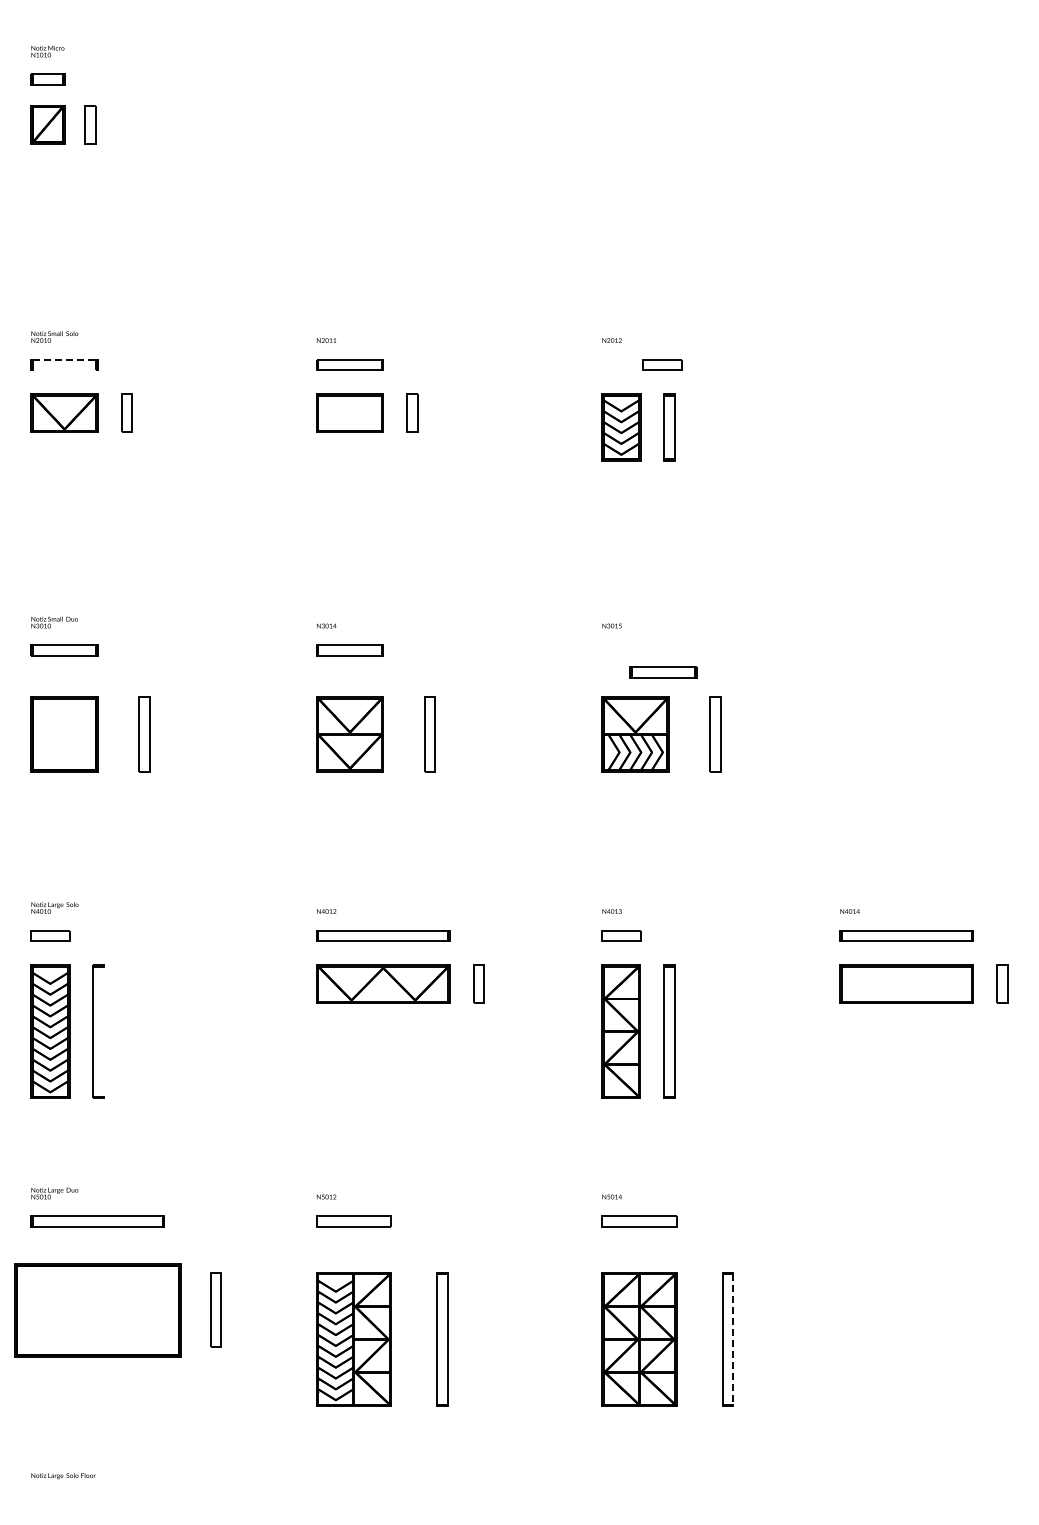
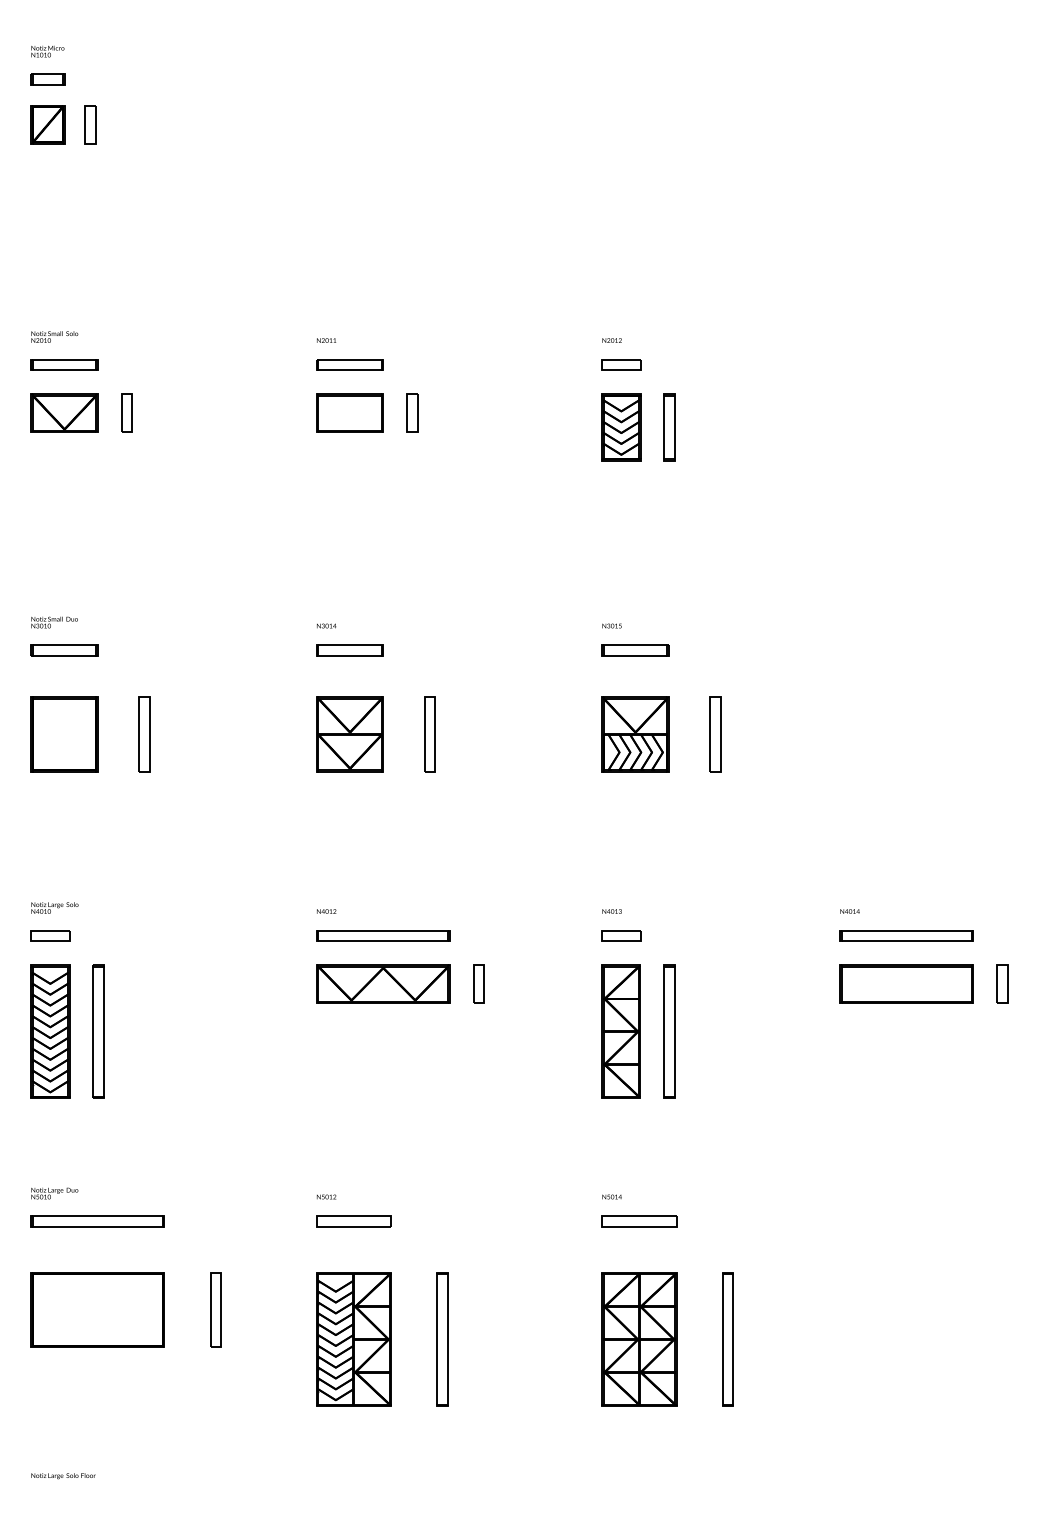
line: dashed -> solid (64, 359)
part position: (662, 364) -> (621, 364) (621, 364)
line: none -> present (64, 370)
part position: (663, 672) -> (635, 650) (635, 650)
line: none -> present (103, 1031)
part size: 168x95 px -> 135x76 px (97, 1309)
line: dashed -> solid (733, 1340)
